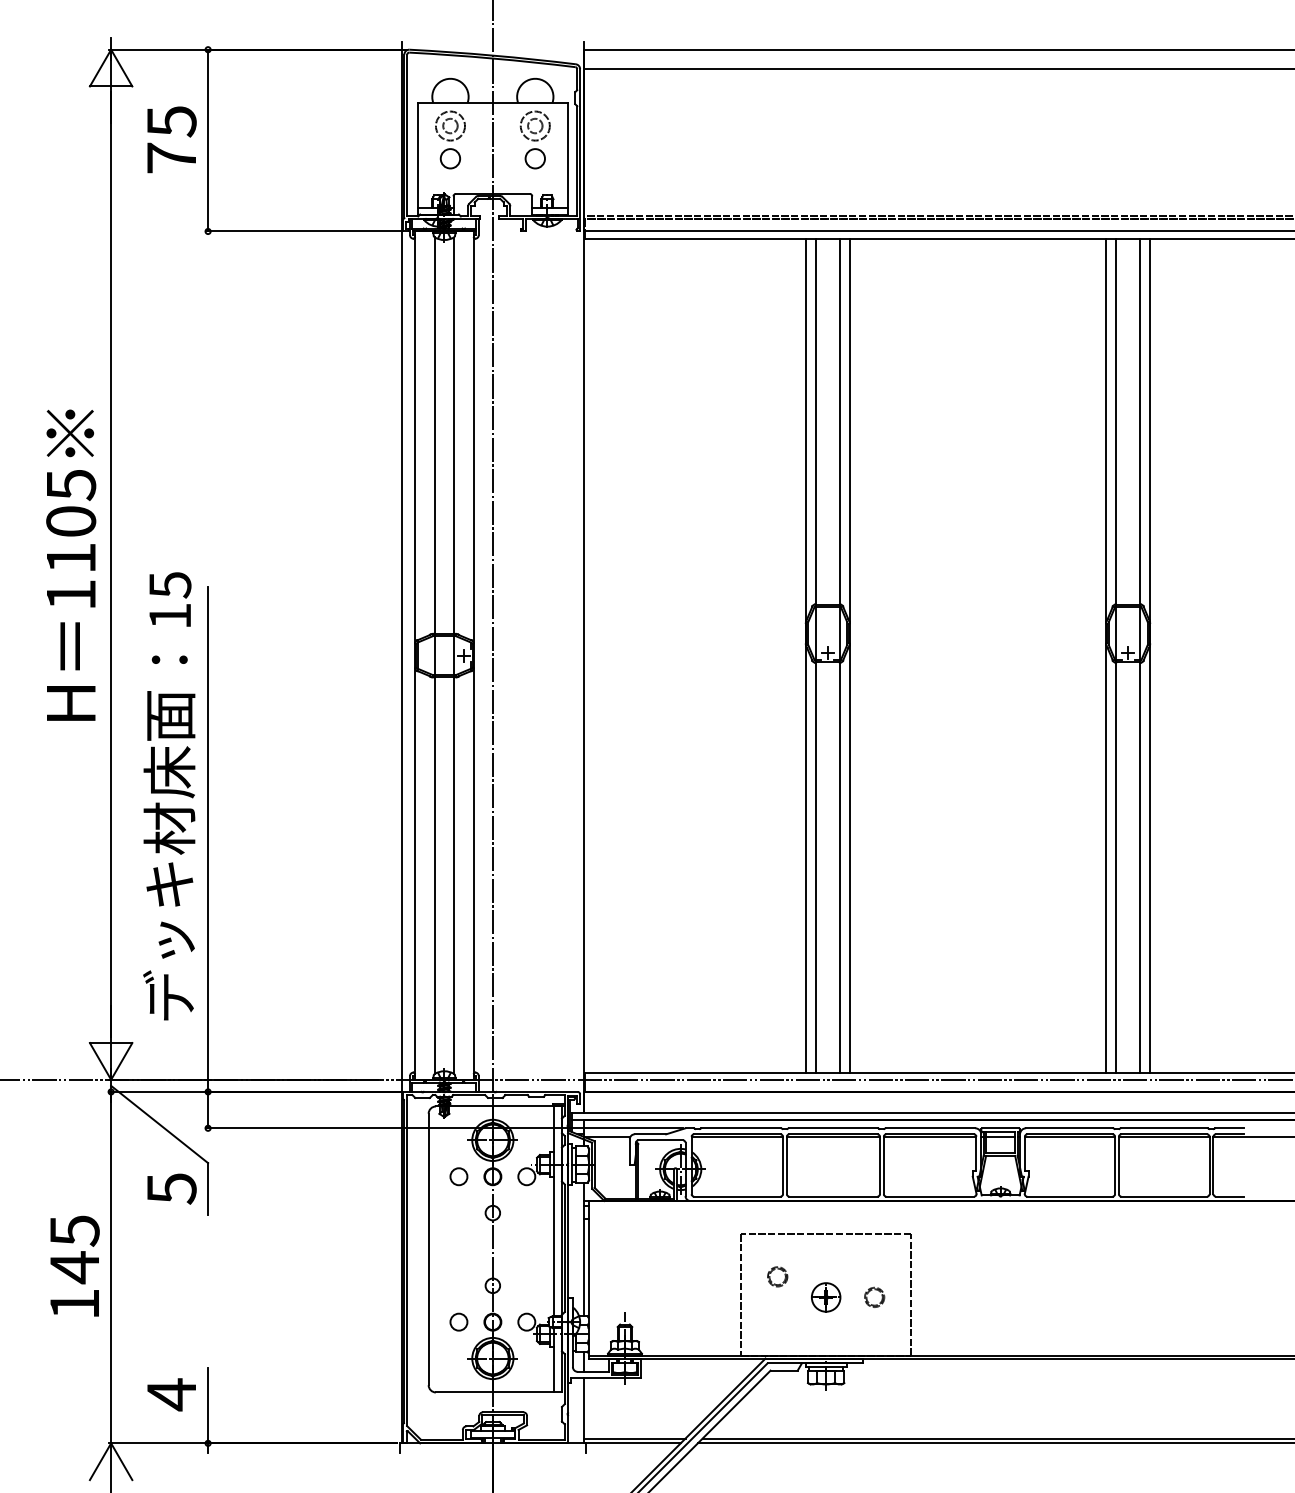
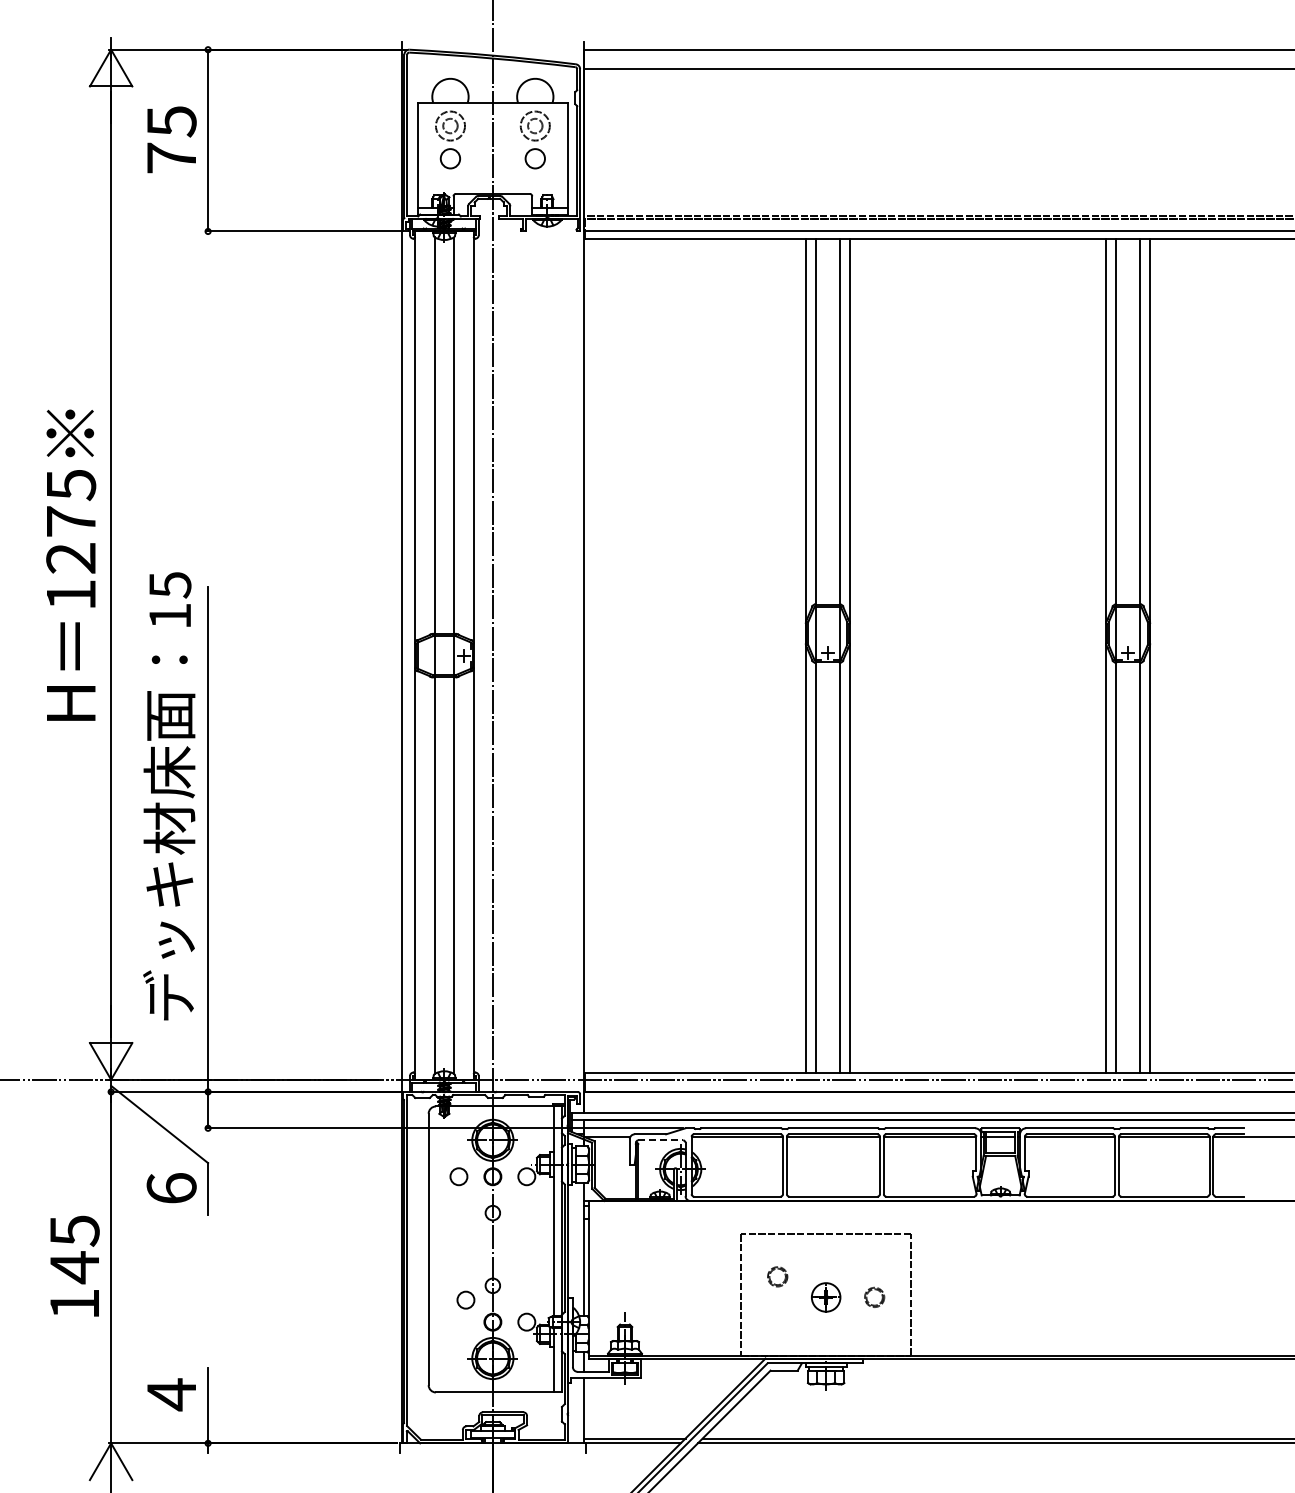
text: 1105 -> 1275 (71, 539)
line: solid -> dashed (661, 1140)
text: 5 -> 6 (171, 1188)
circle position: (458, 1321) -> (465, 1299) (465, 1299)
